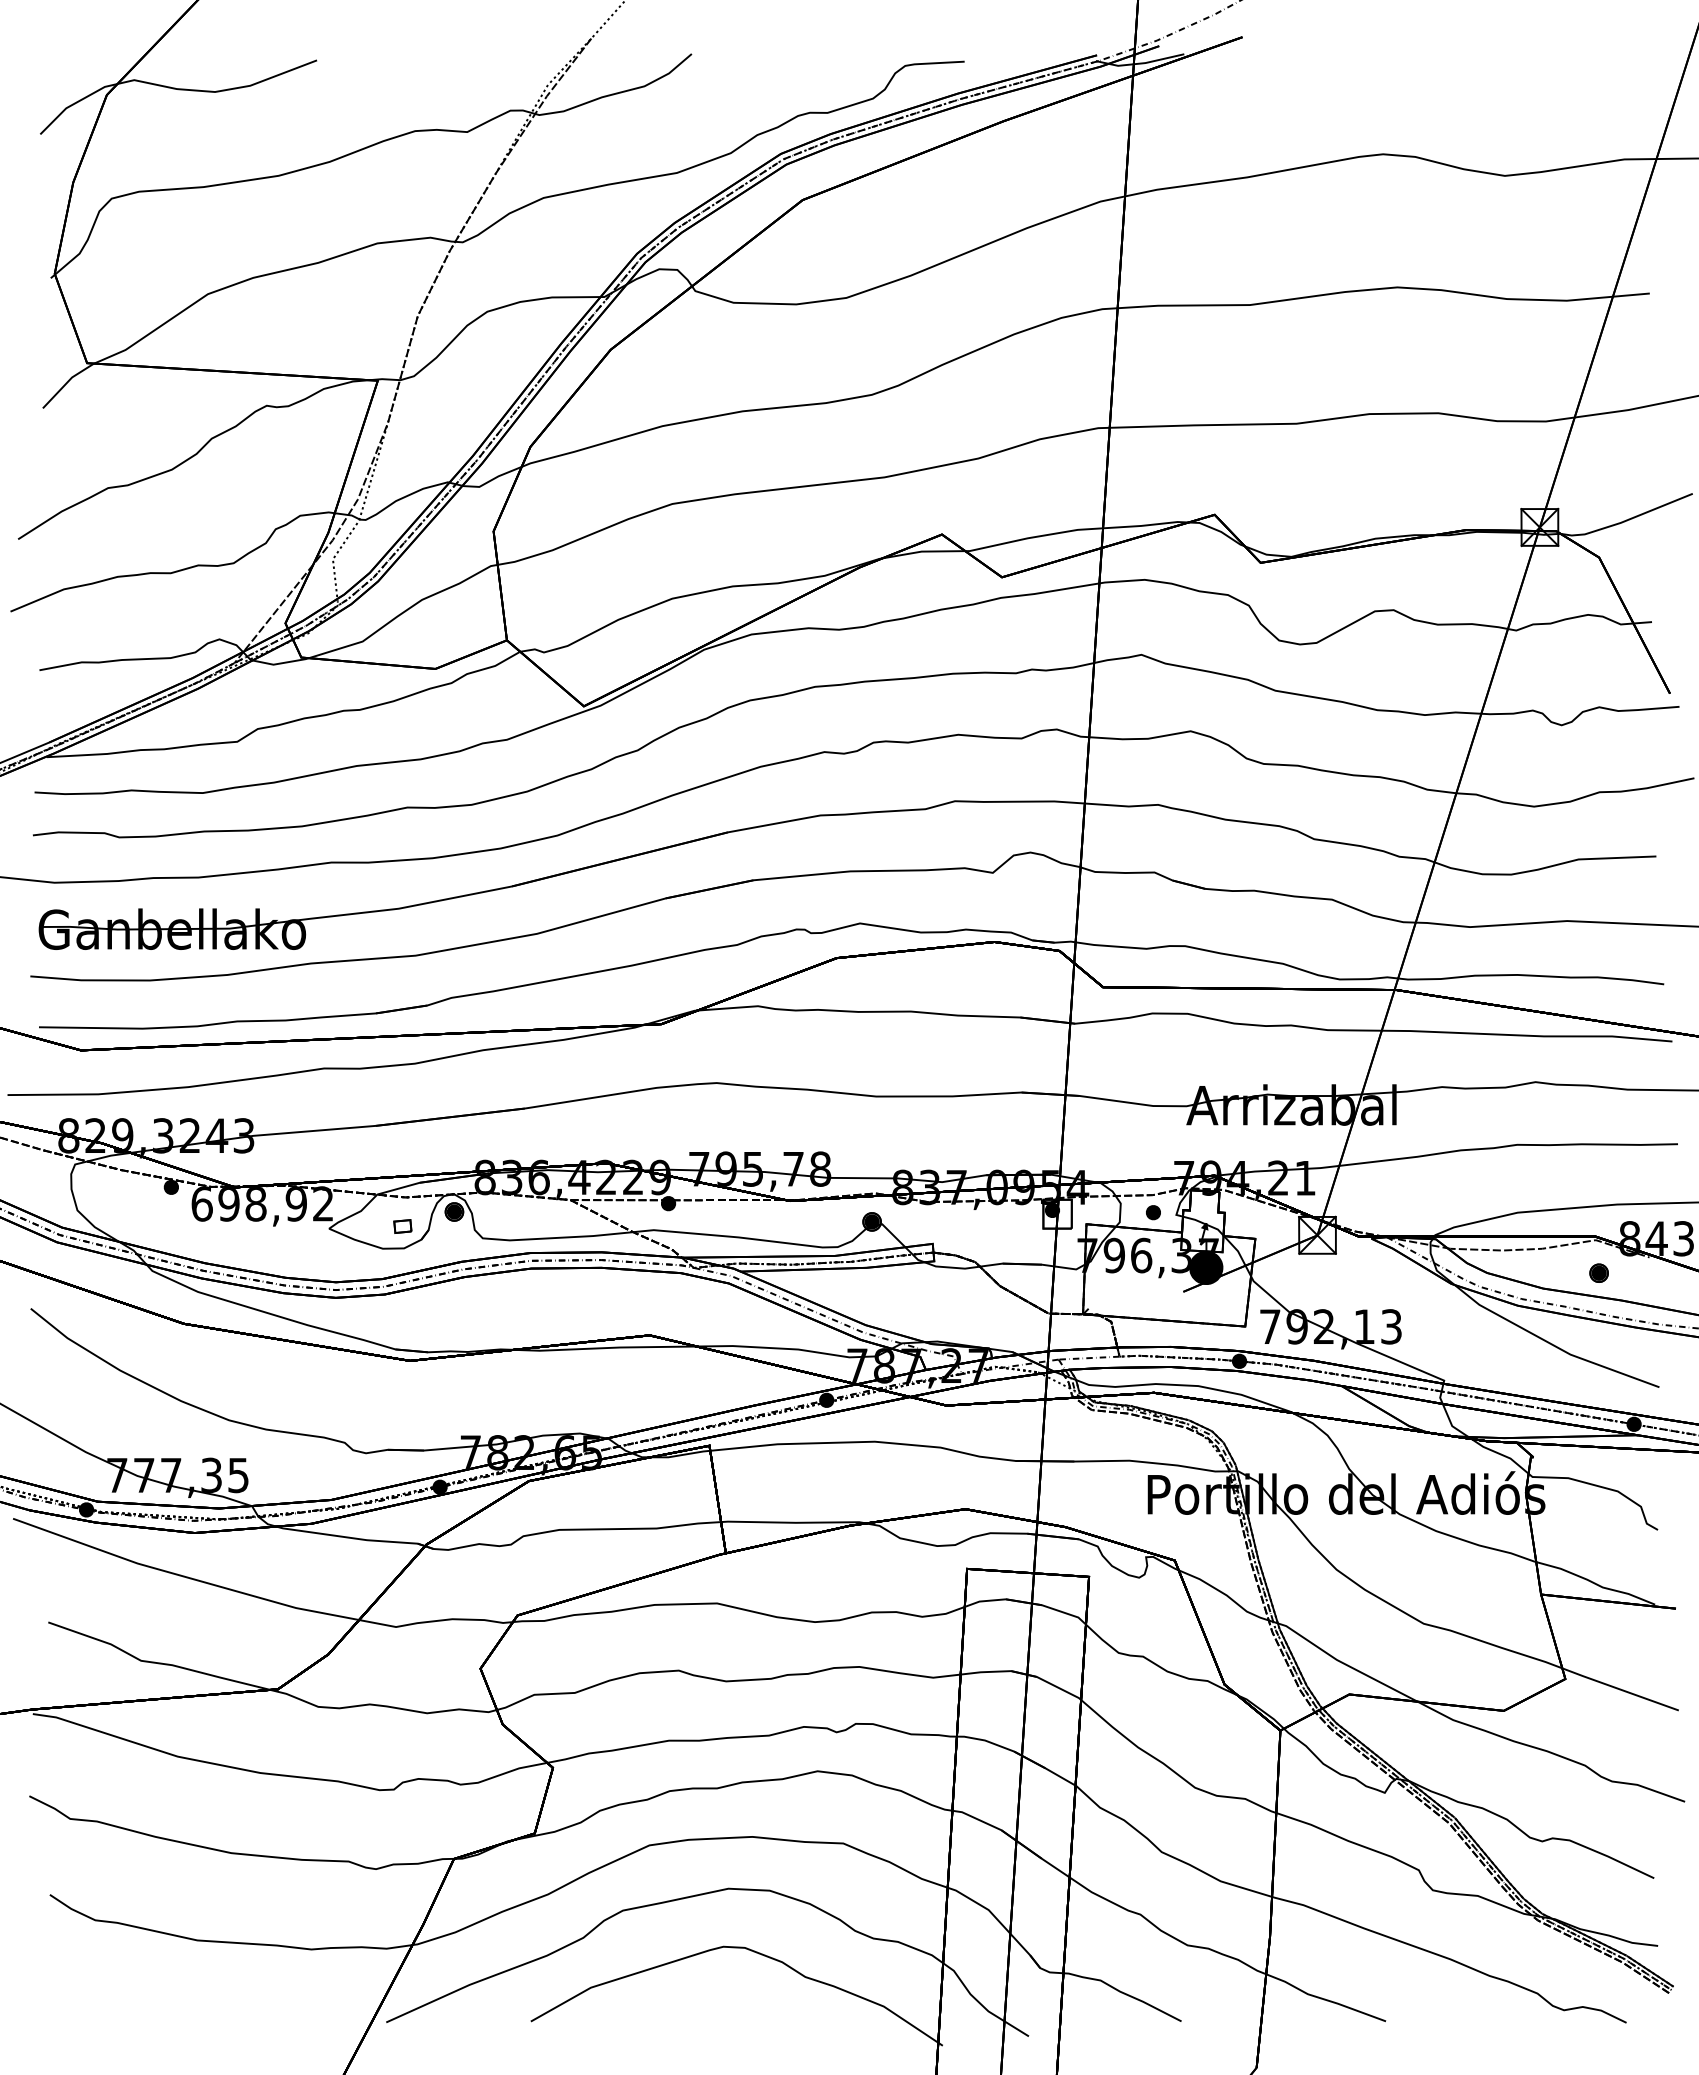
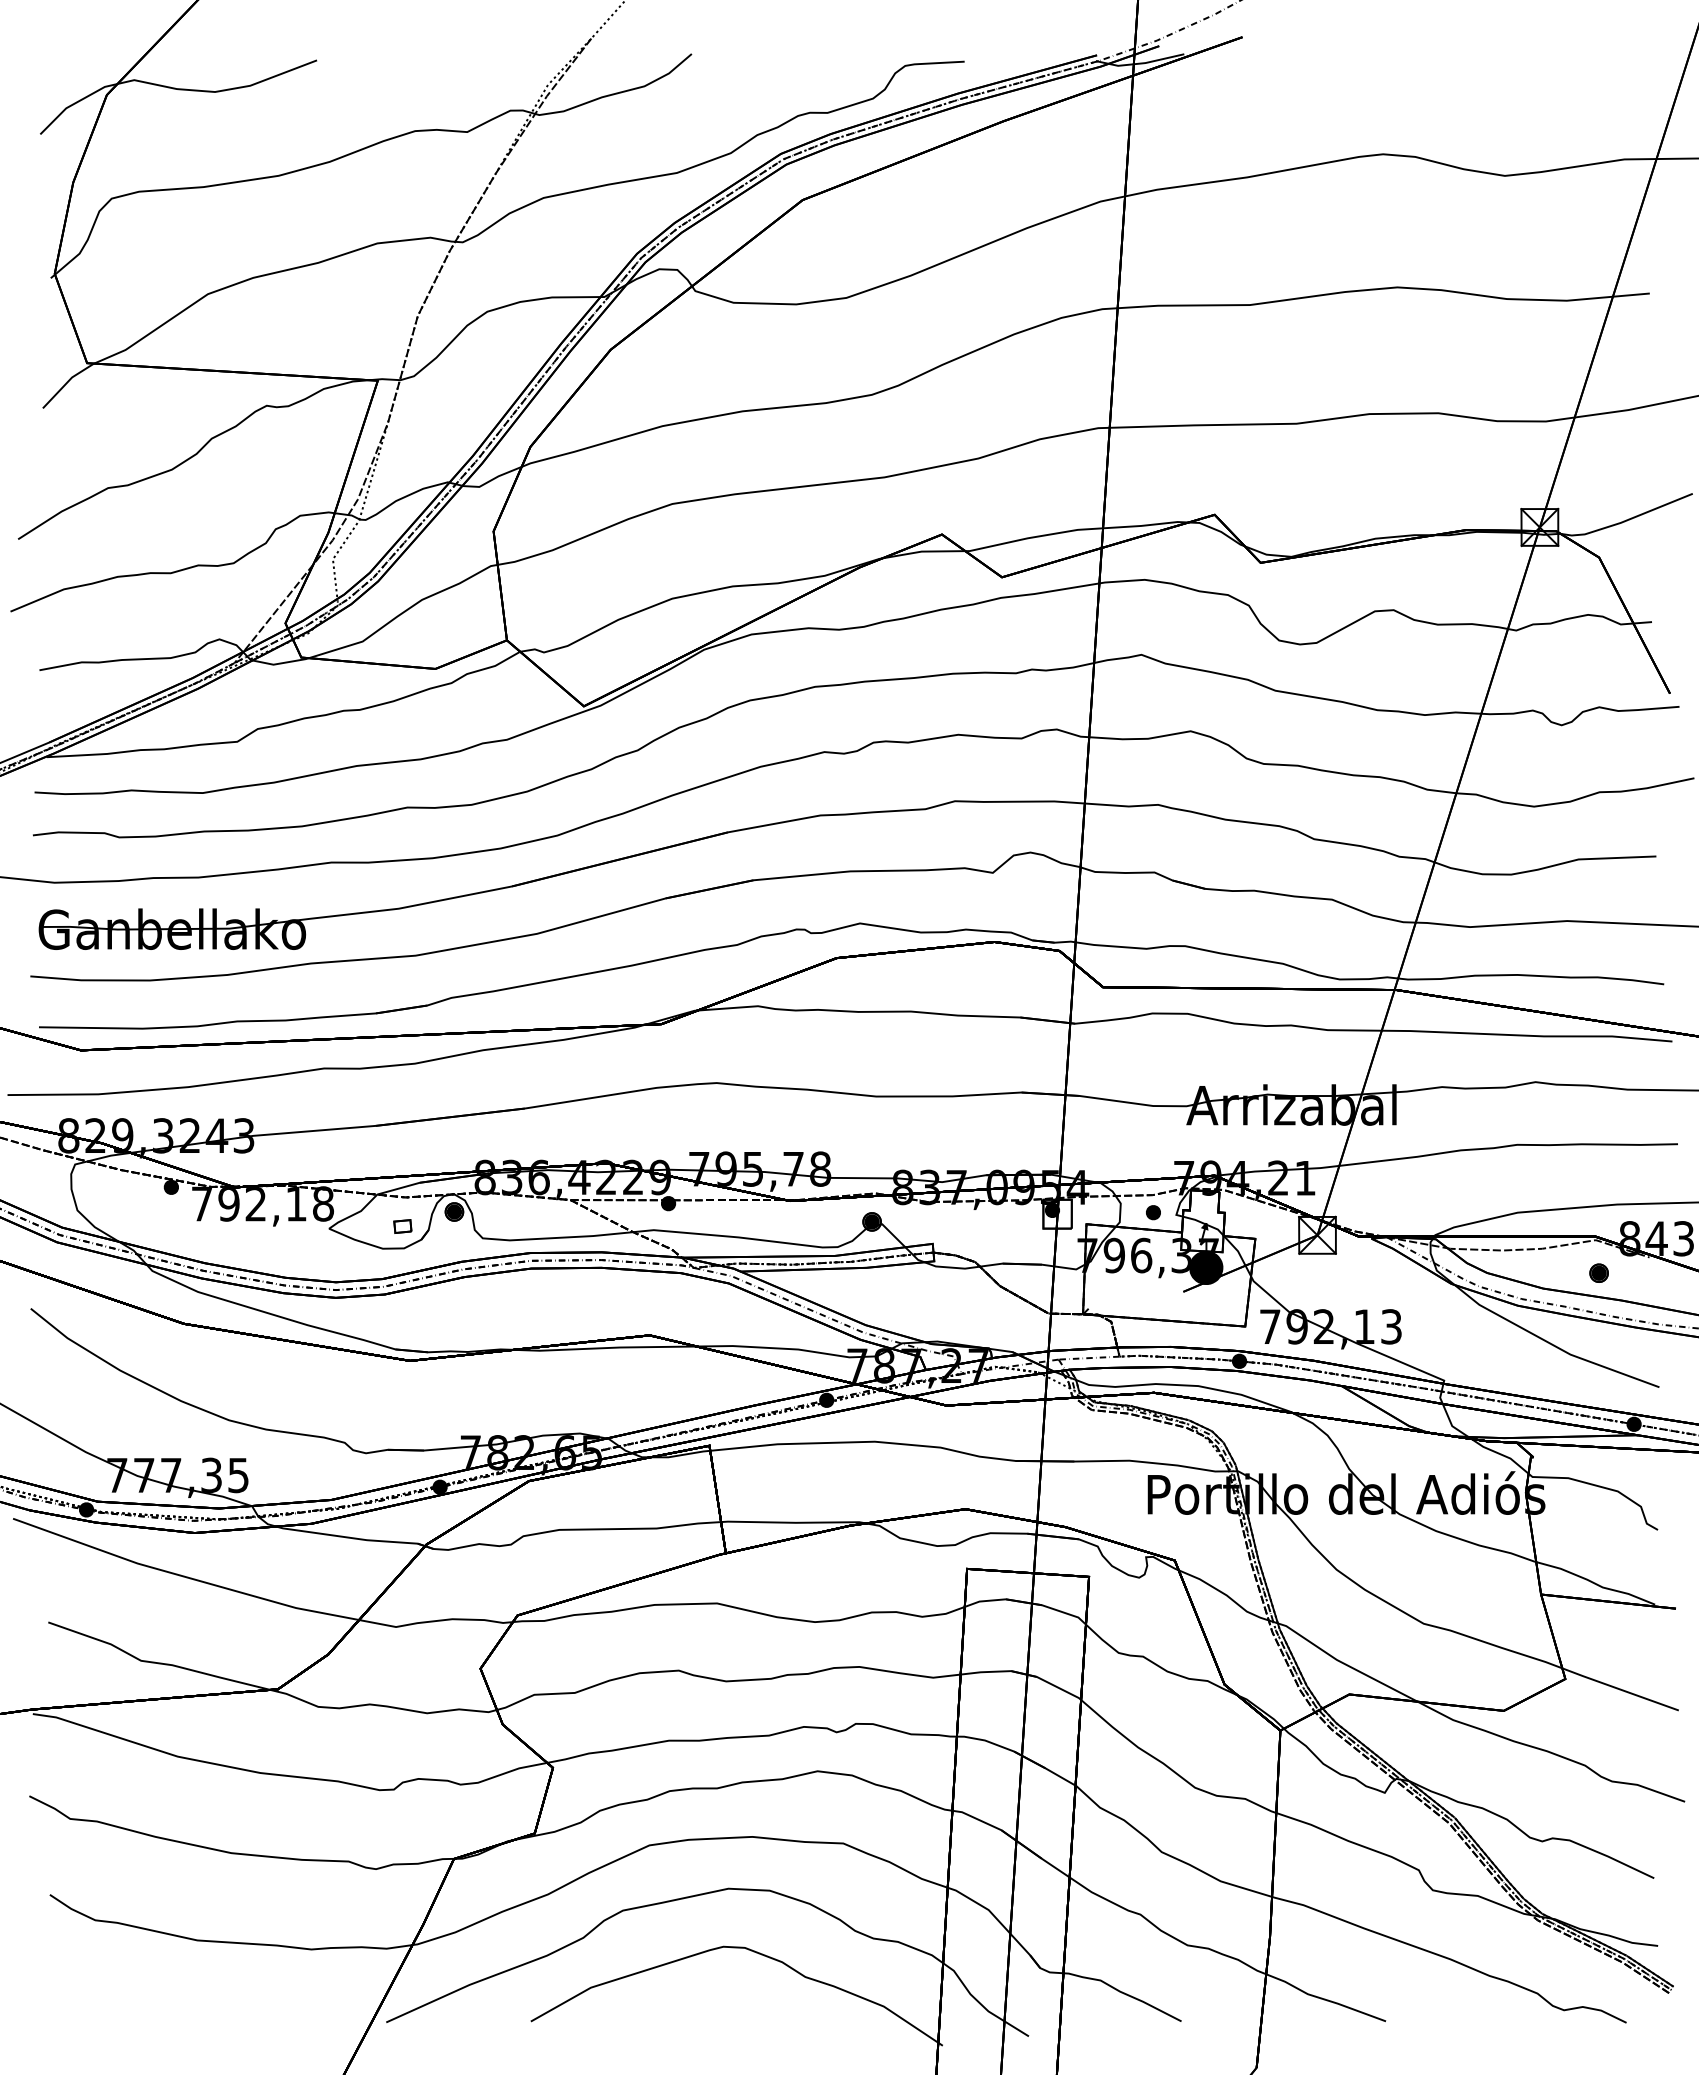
text: 698,92 -> 792,18 (262, 1203)
